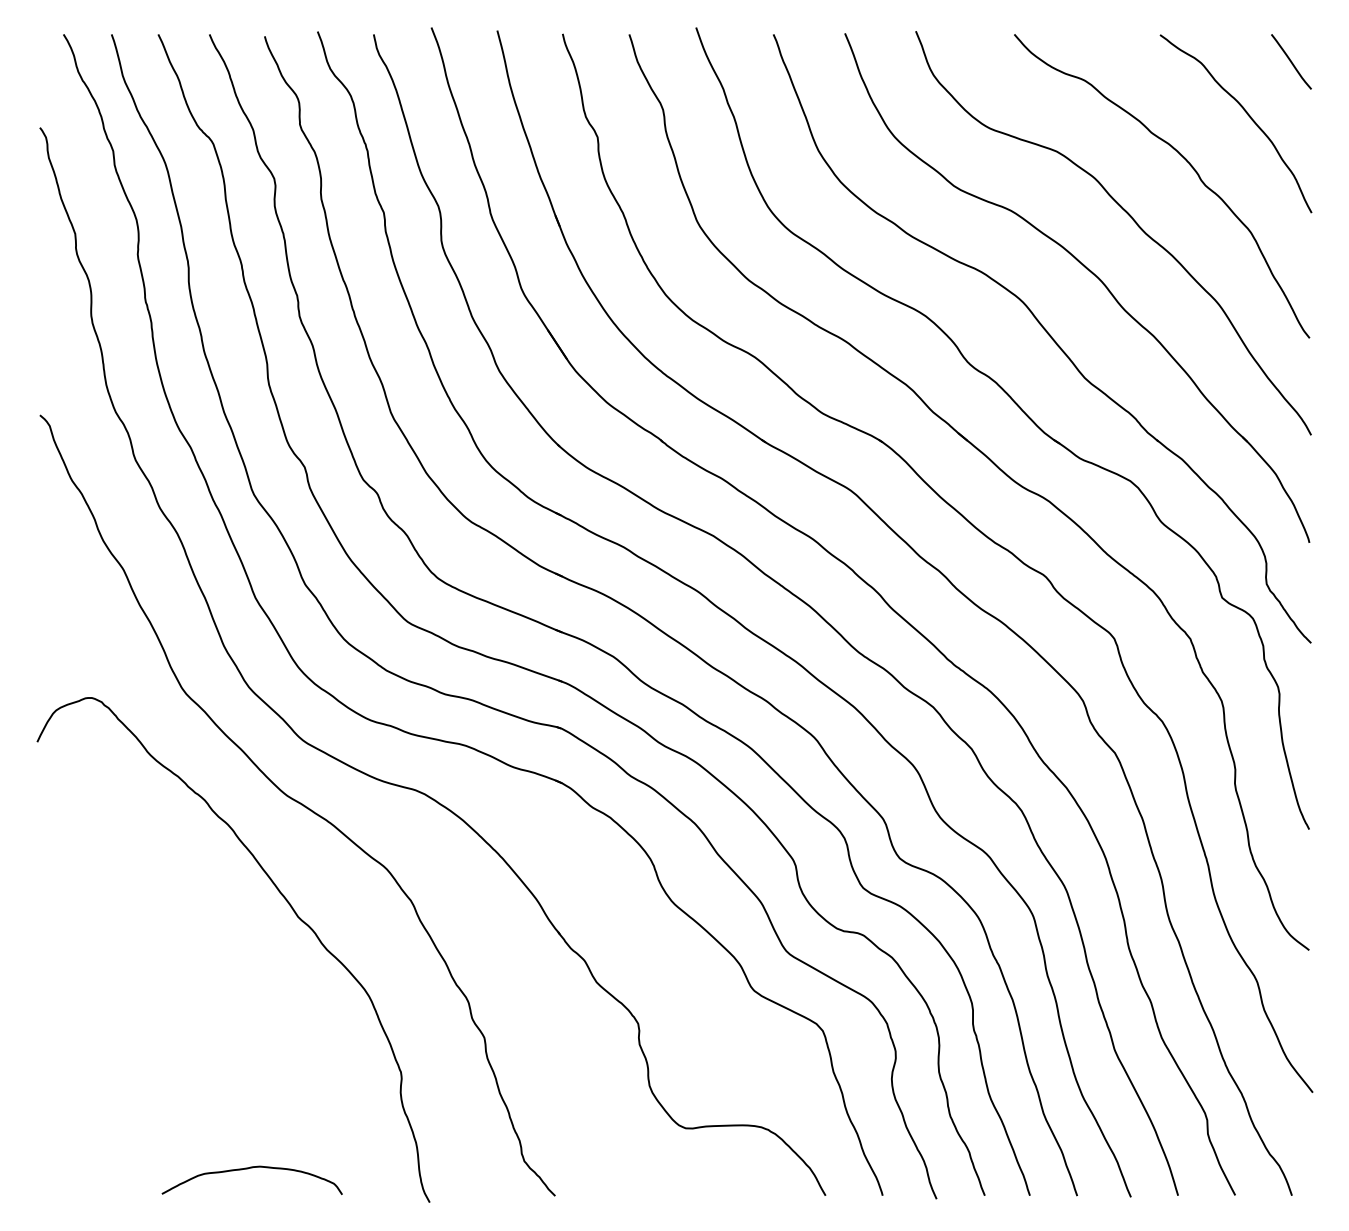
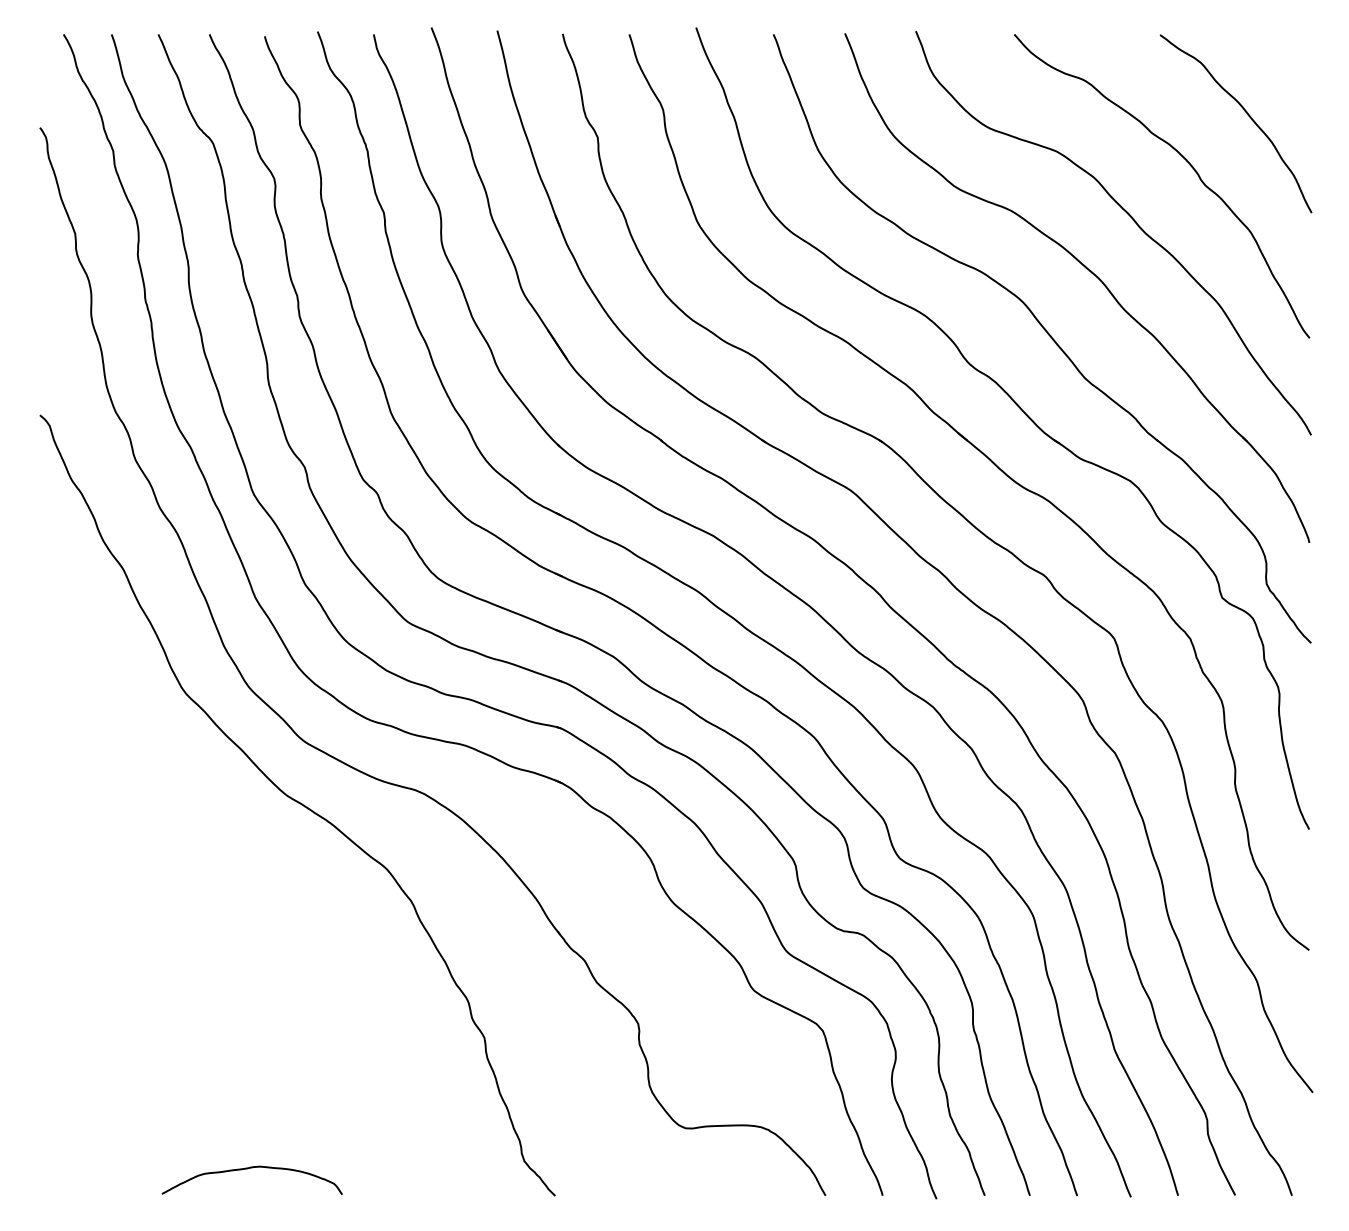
line: present -> none (1291, 61)
curve: present -> none (292, 910)
